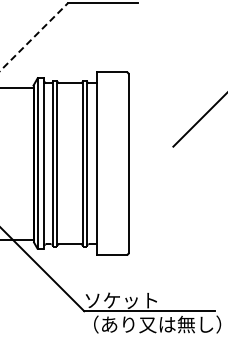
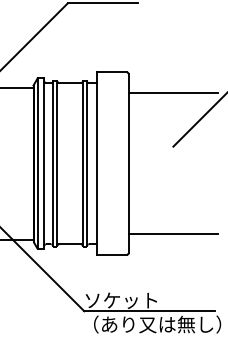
line: dashed -> solid (33, 37)
line: none -> present (172, 93)
line: none -> present (172, 234)
